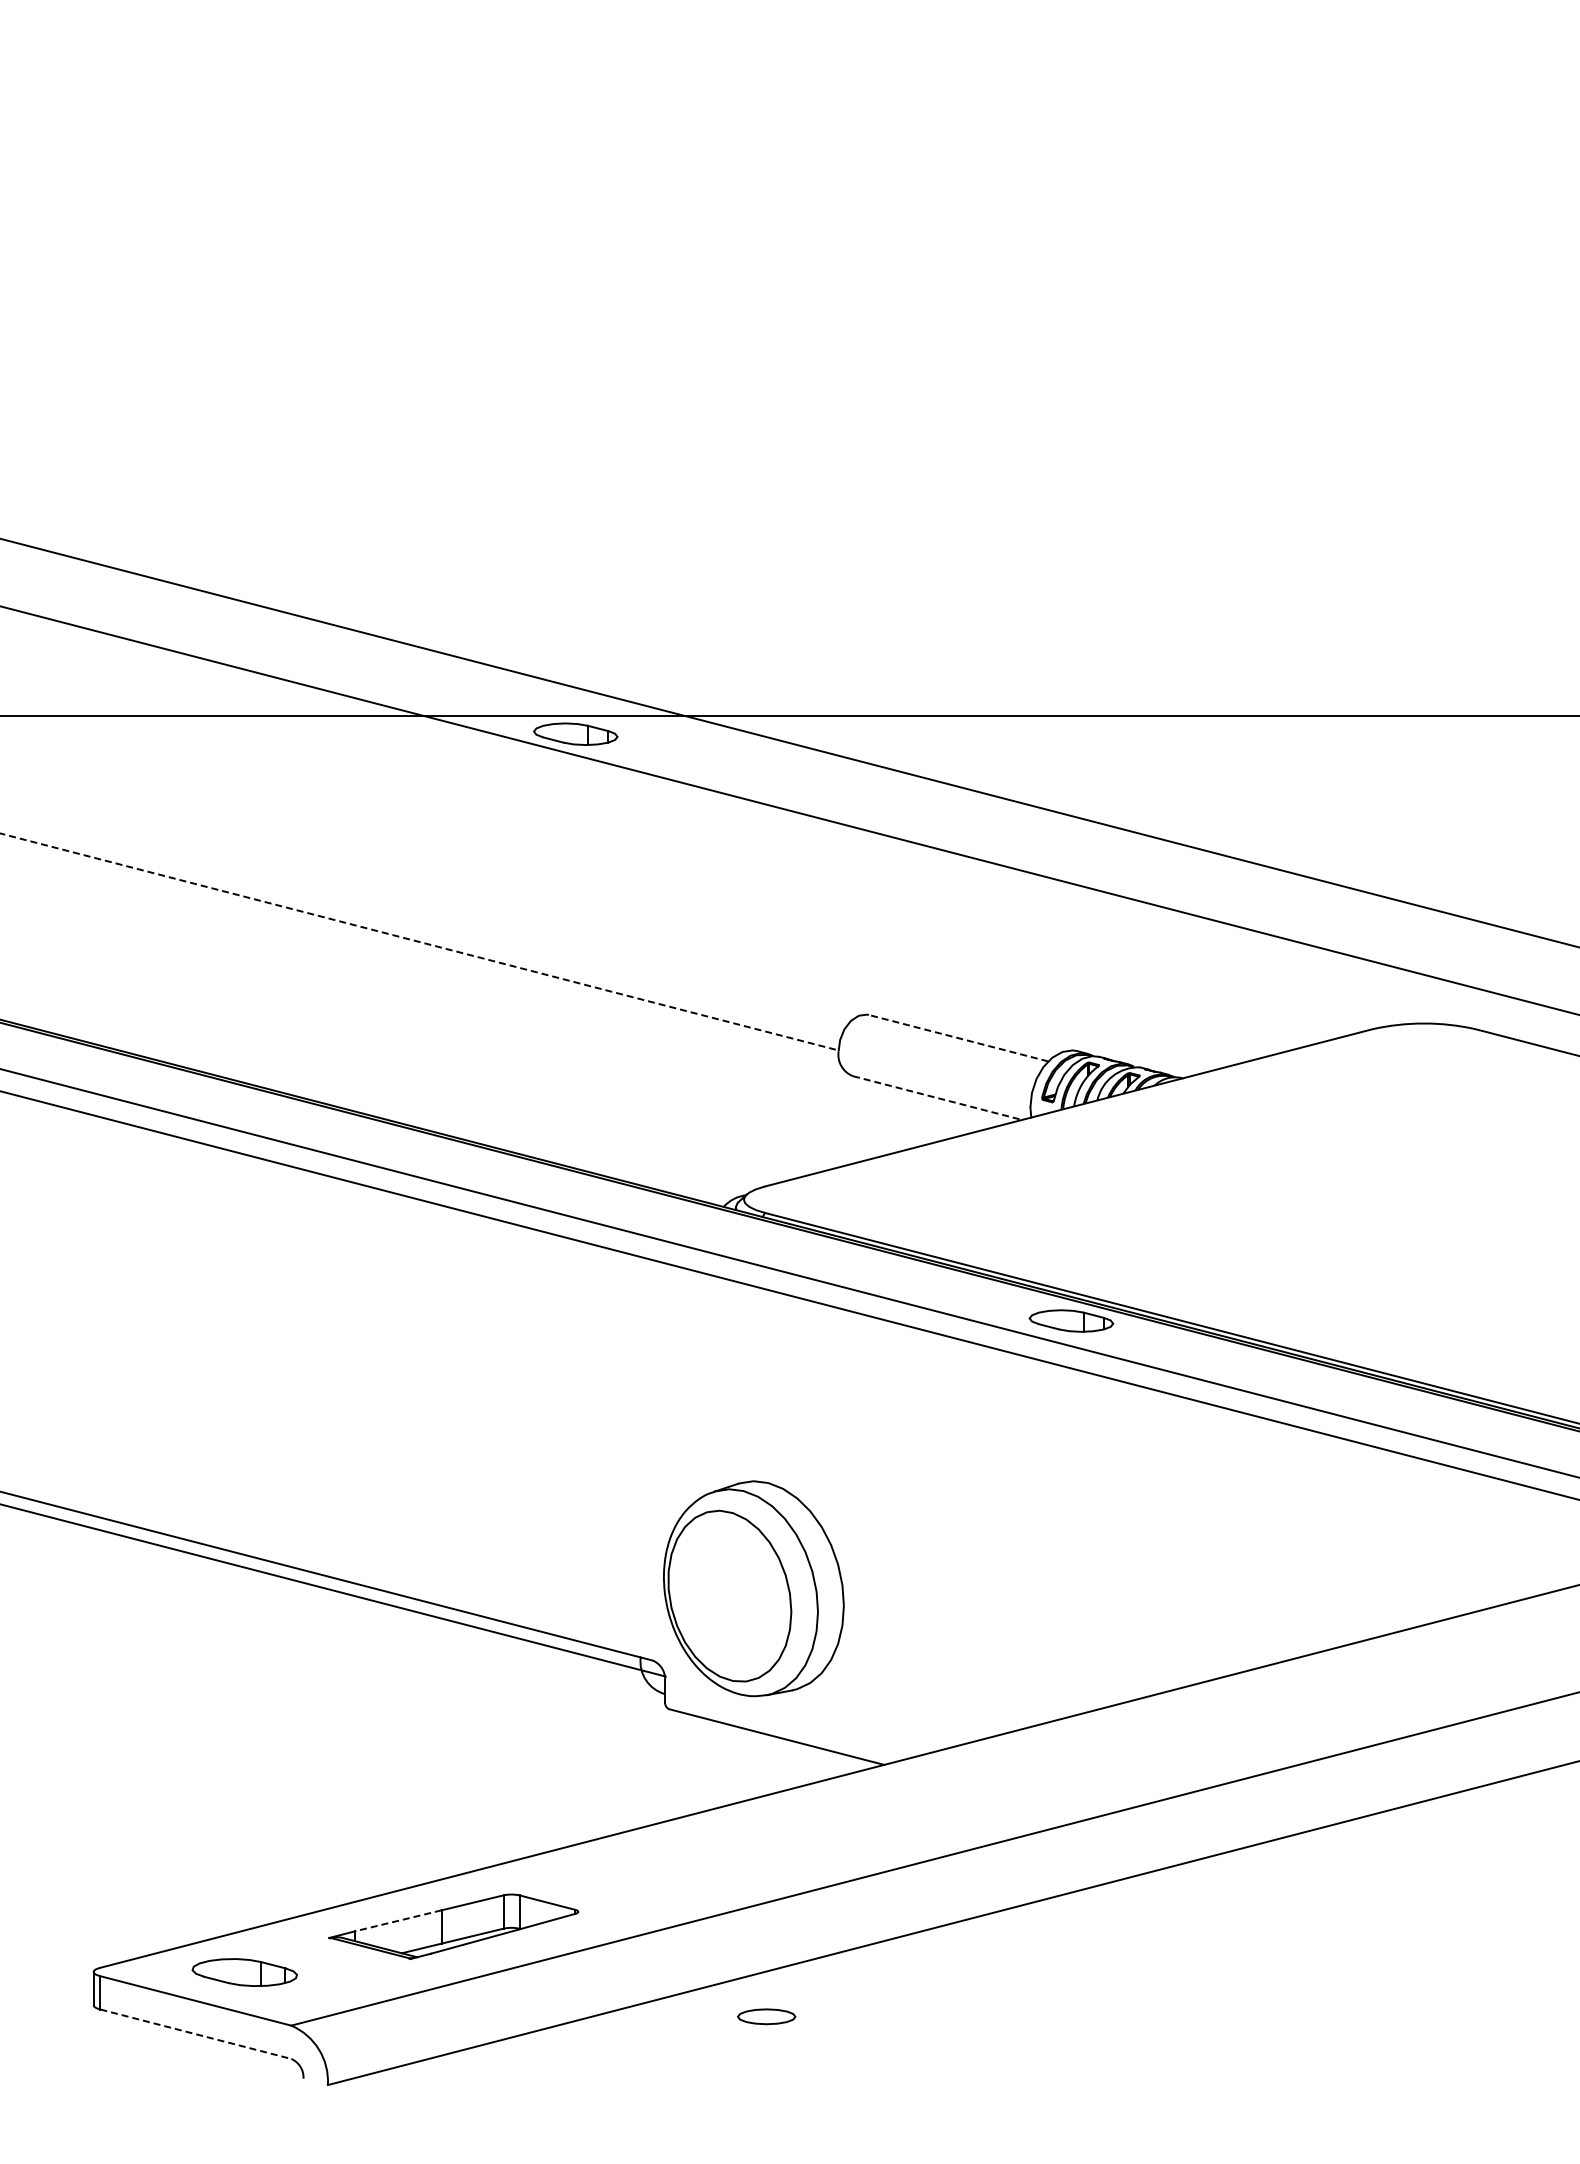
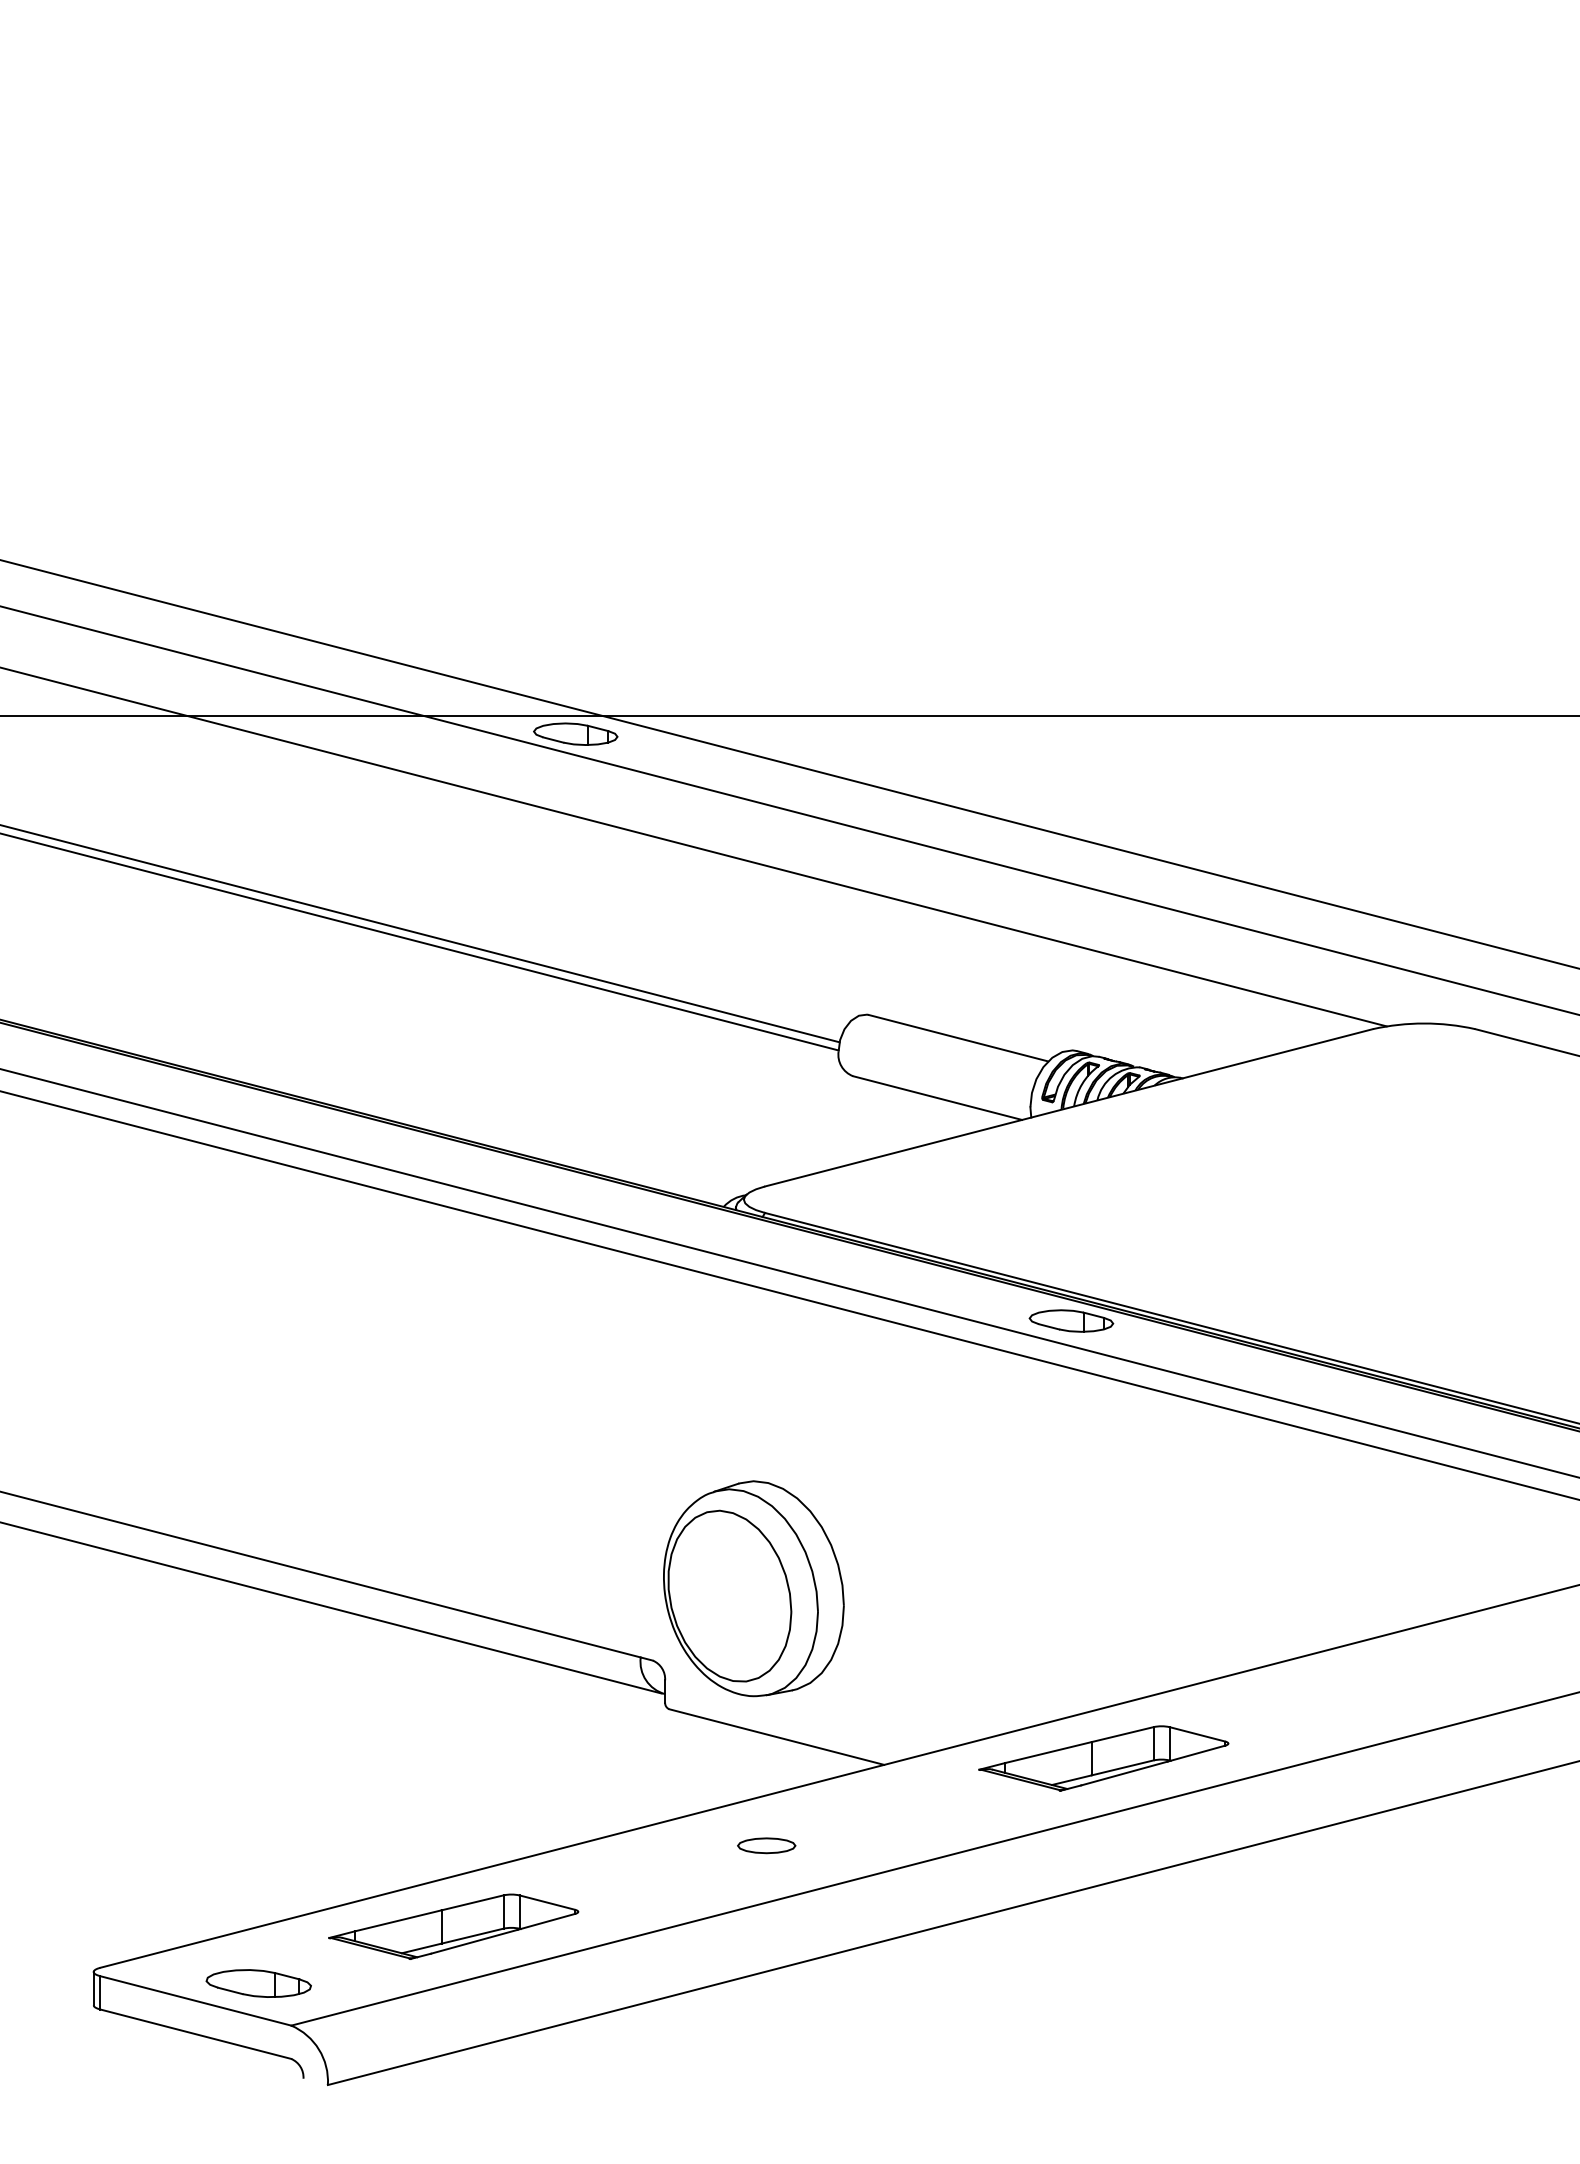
line position: (789, 742) -> (789, 763) (789, 763)
line: none -> present (694, 847)
line: none -> present (420, 933)
line: dashed -> solid (419, 941)
line: dashed -> solid (958, 1038)
line: dashed -> solid (938, 1098)
line position: (333, 1590) -> (331, 1607) (331, 1607)
part: none -> present (1103, 1758)
line: dashed -> solid (398, 1920)
part position: (244, 1972) -> (258, 1983) (258, 1983)
part position: (766, 2016) -> (766, 1845) (766, 1845)
line: dashed -> solid (195, 2034)
